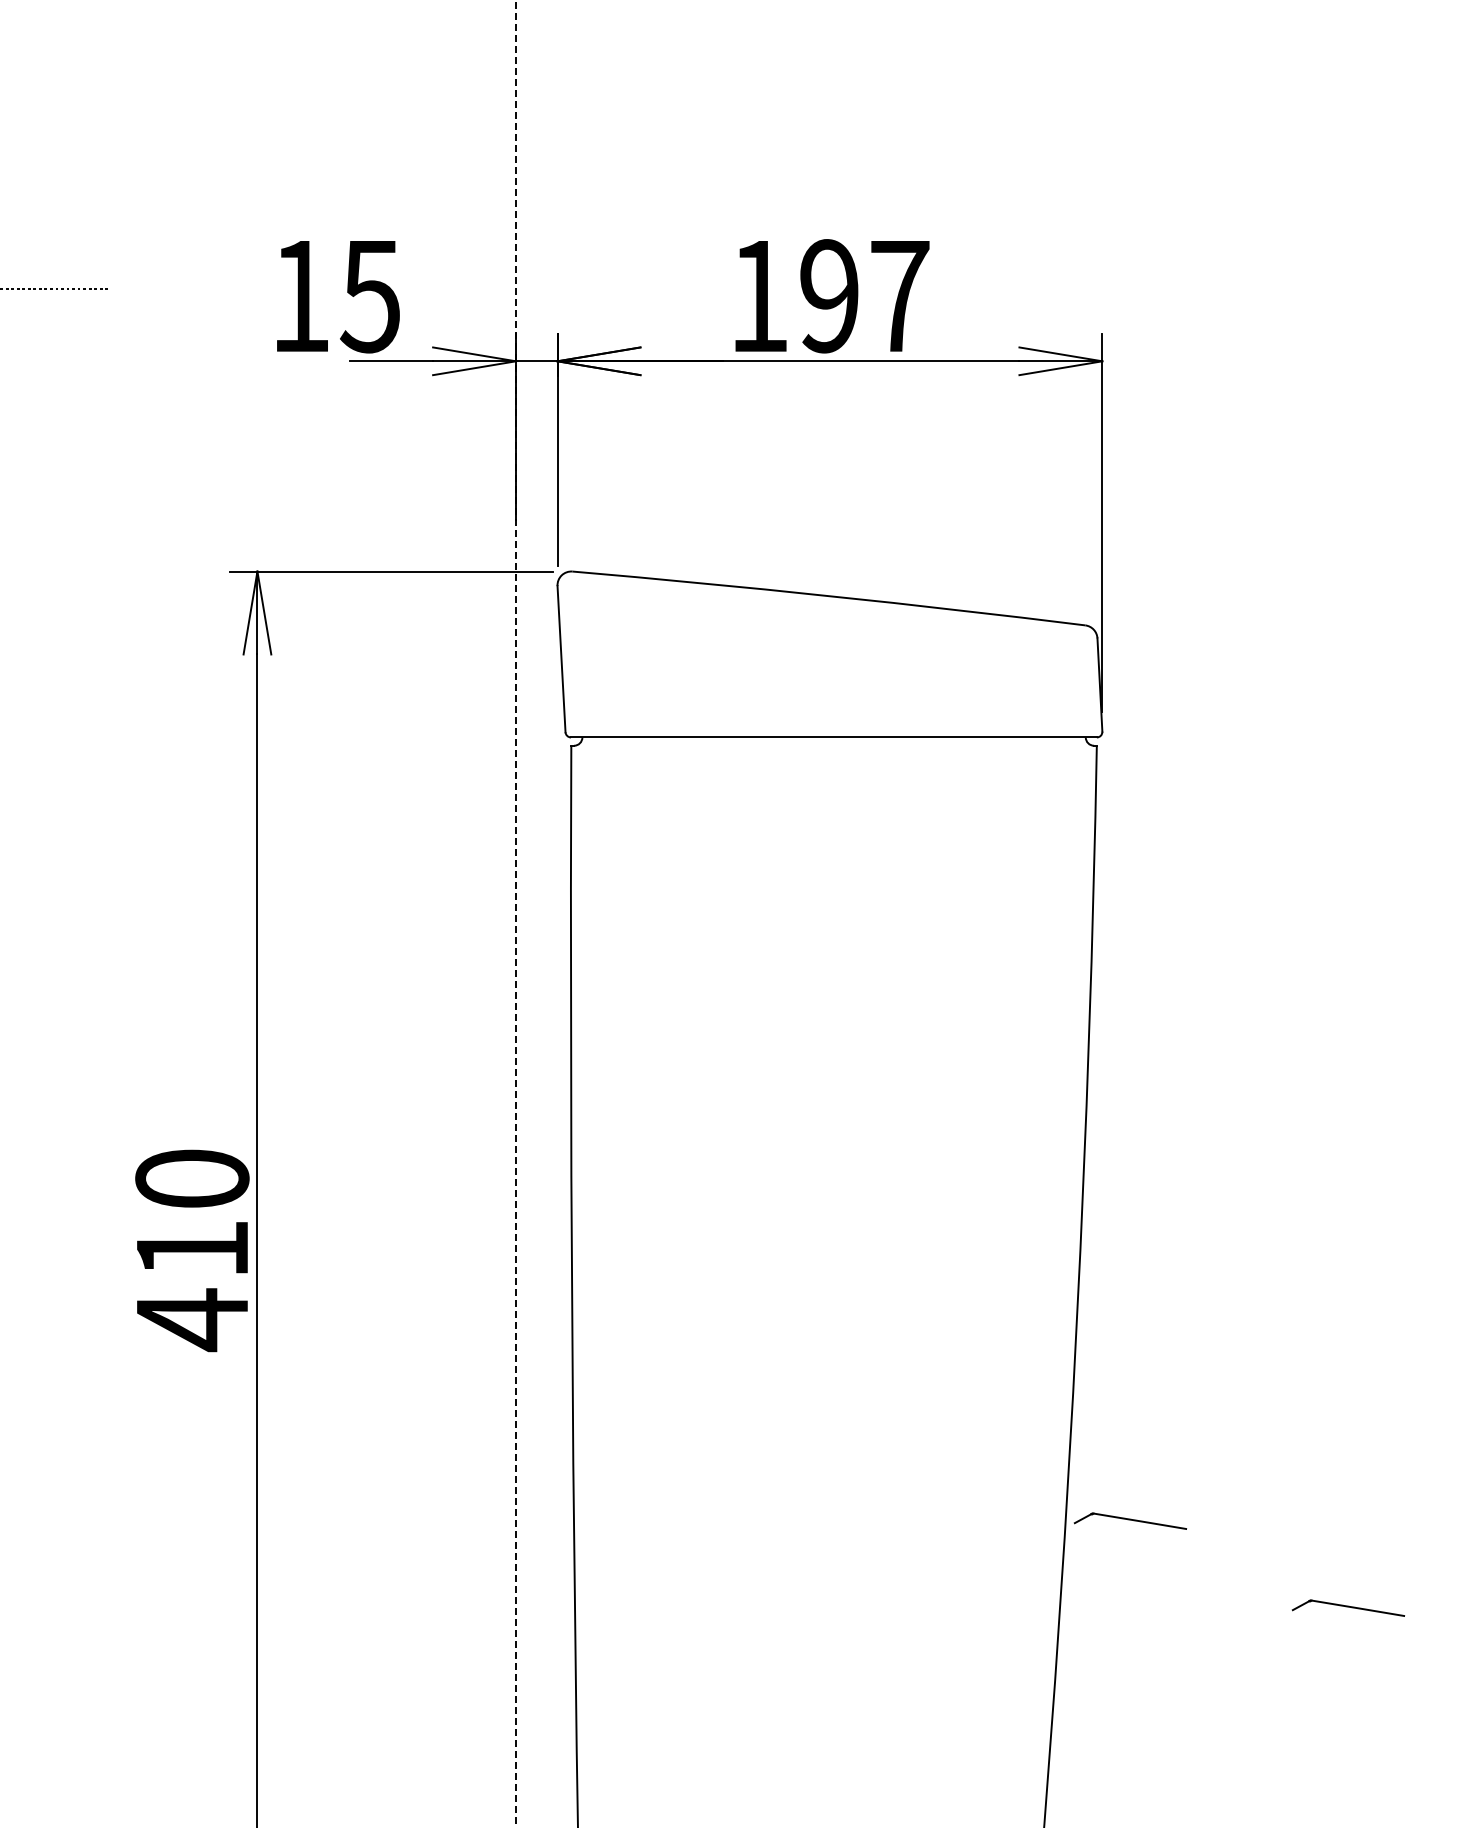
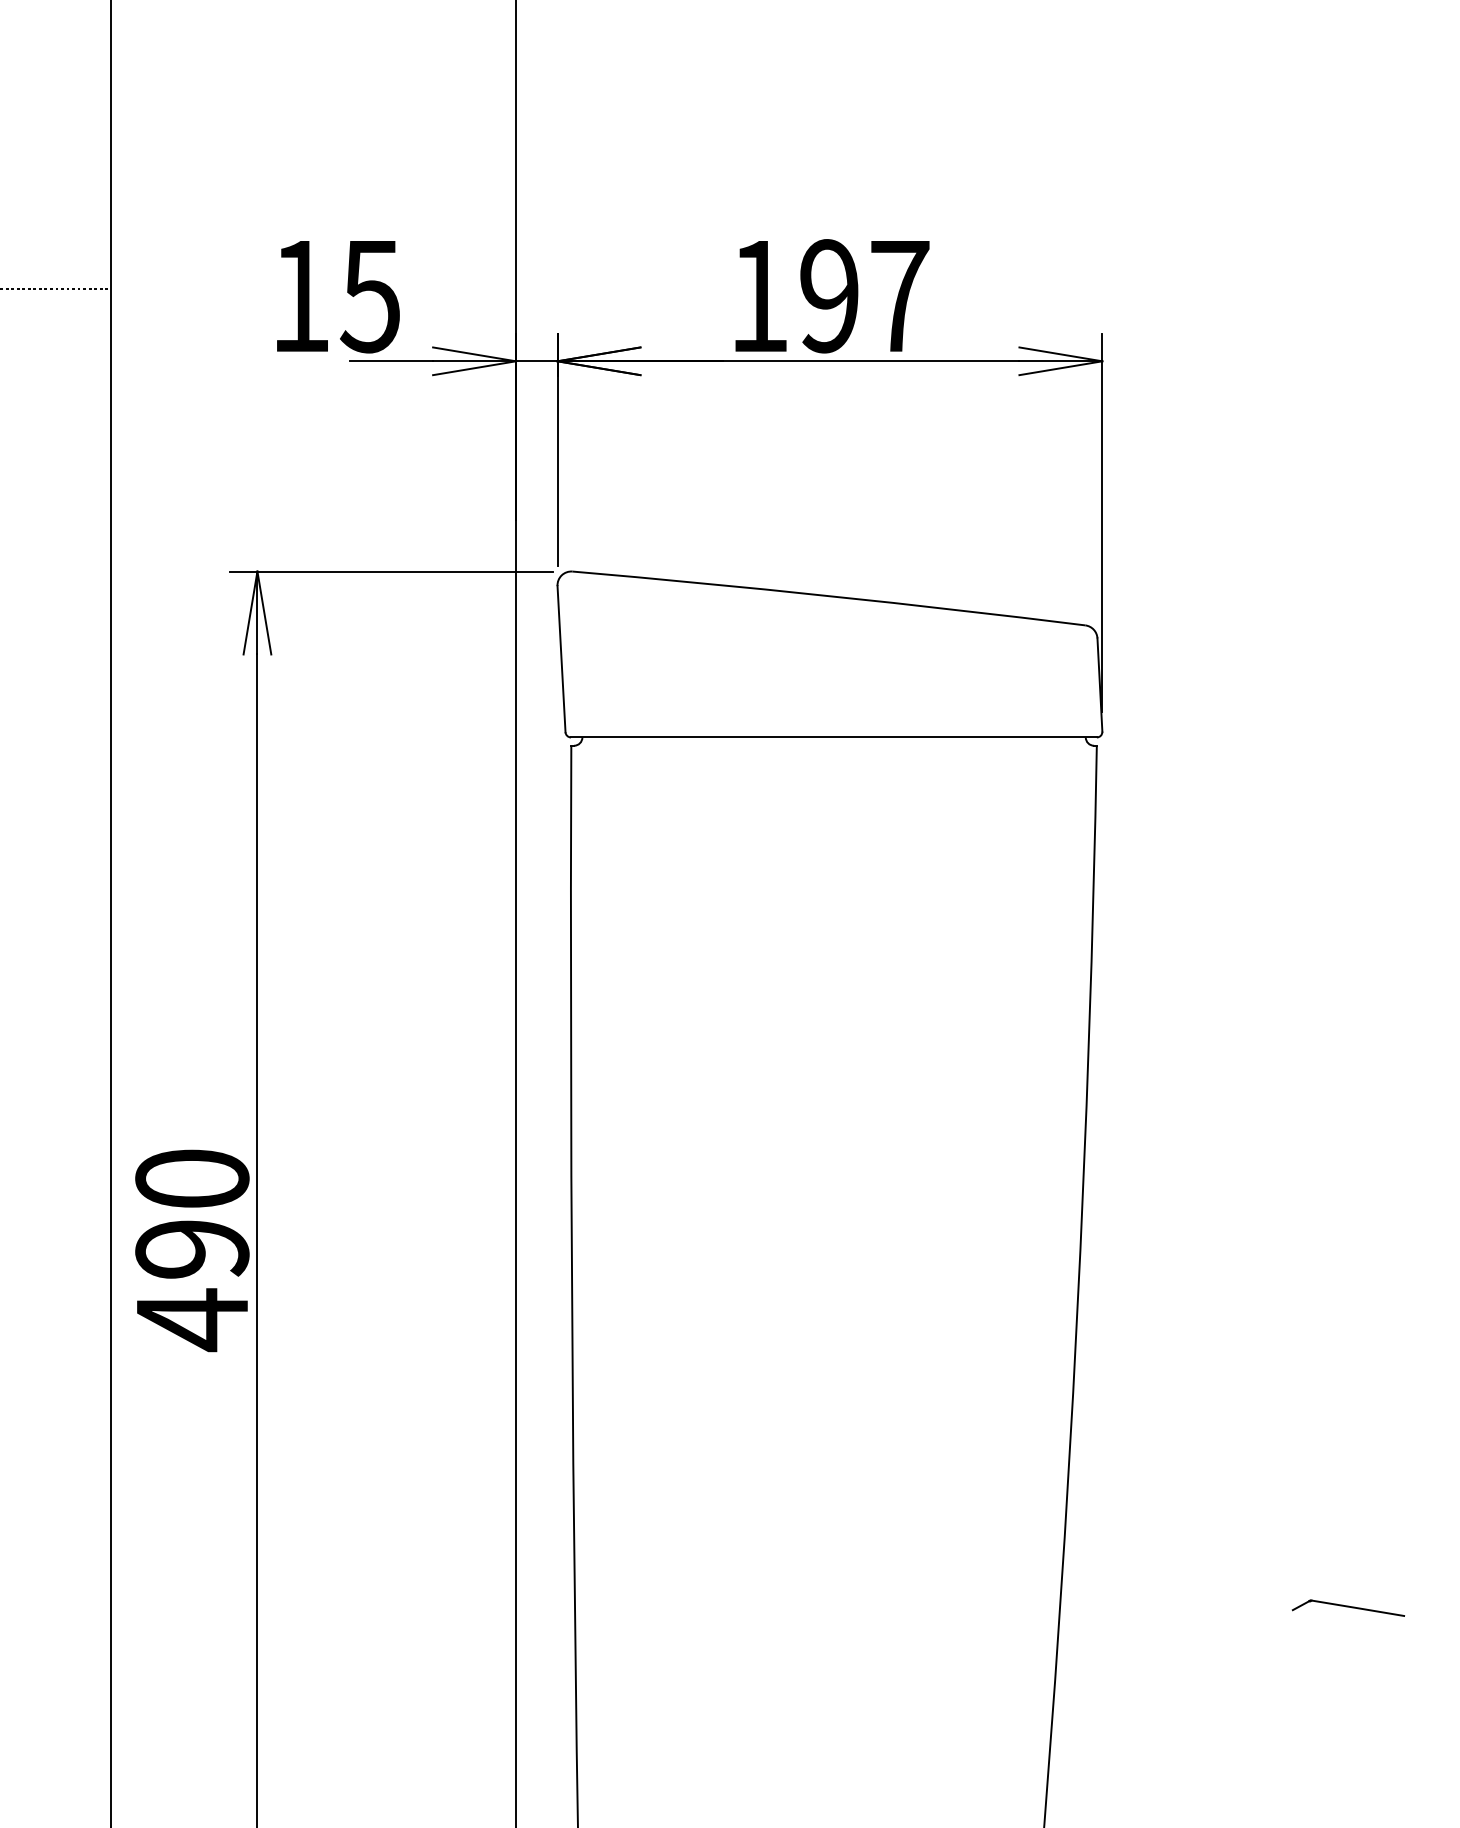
line: none -> present (110, 913)
line: dashed -> solid (516, 914)
text: 410 -> 490 (192, 1249)
part: present -> none (1130, 1520)
